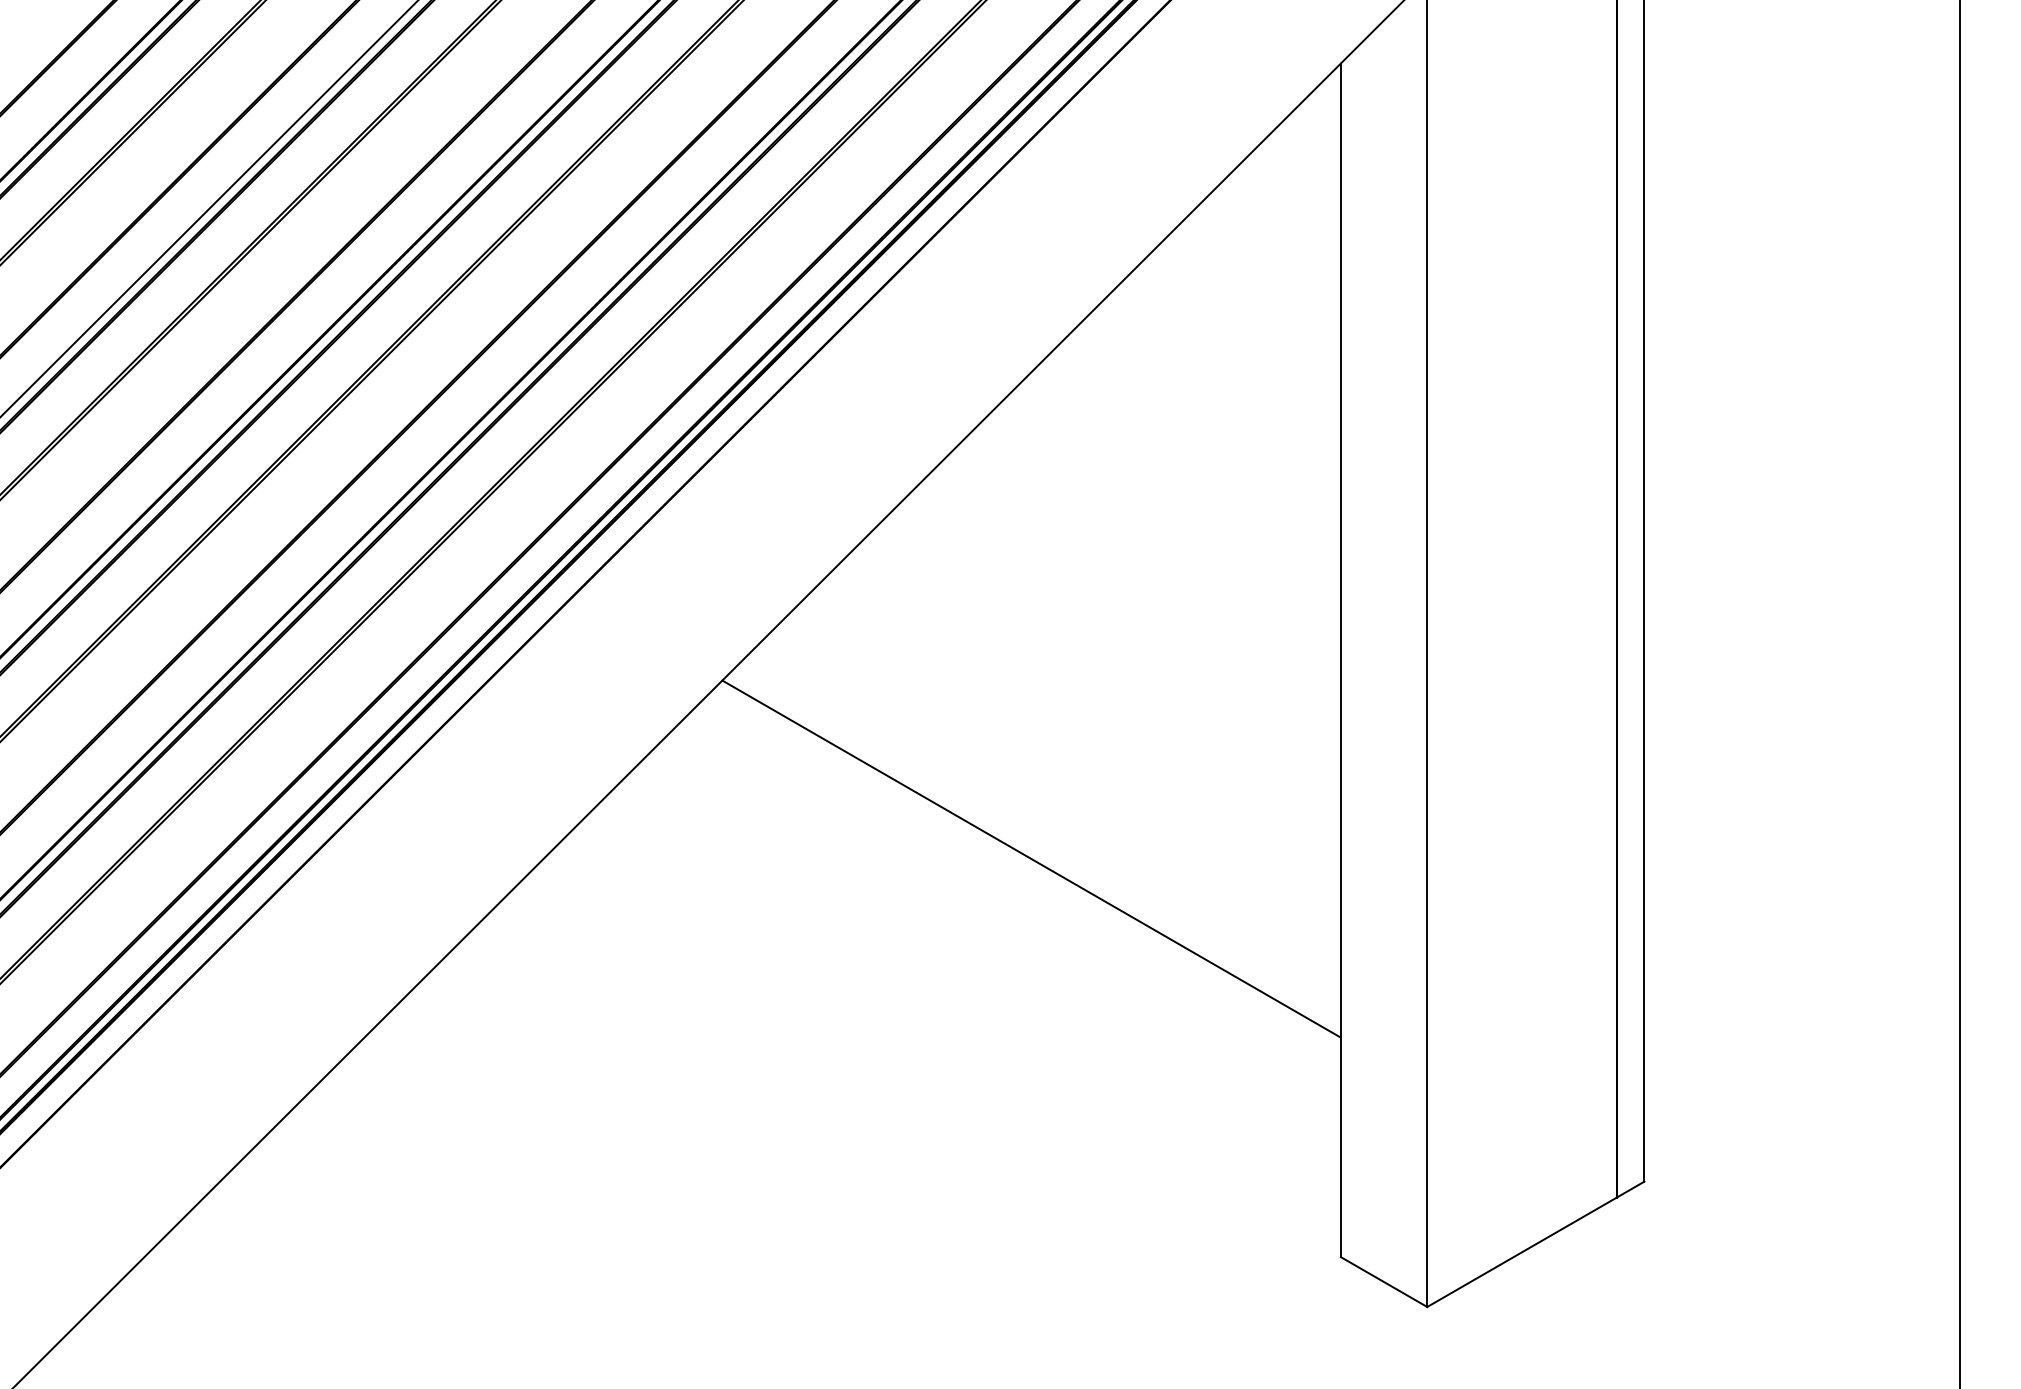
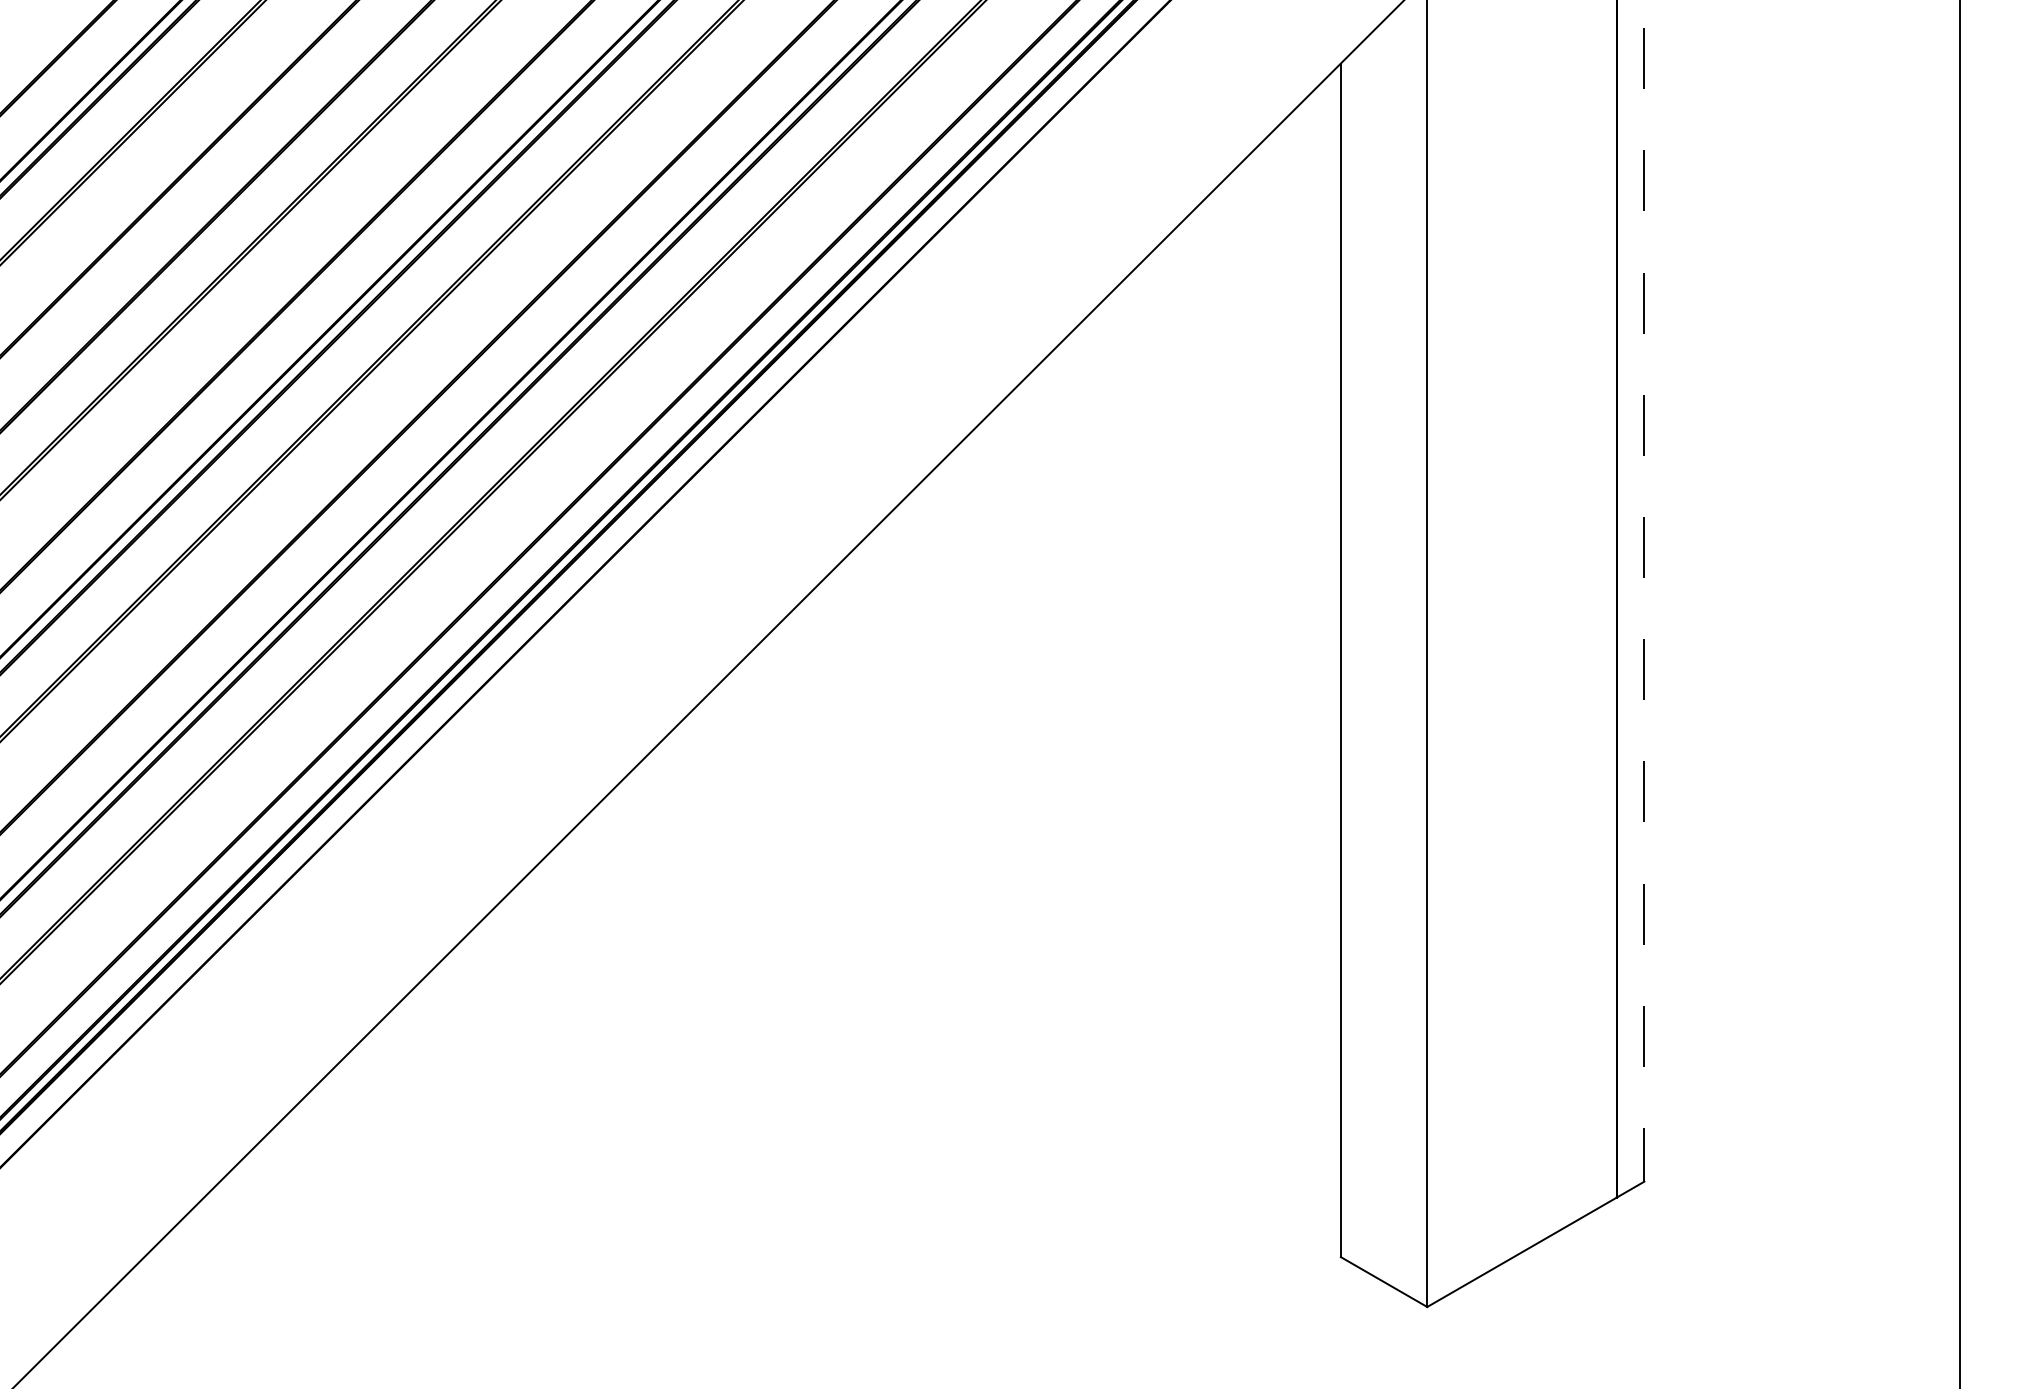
line: present -> none (209, 208)
line: solid -> dashed (1644, 590)
line: present -> none (1031, 858)
